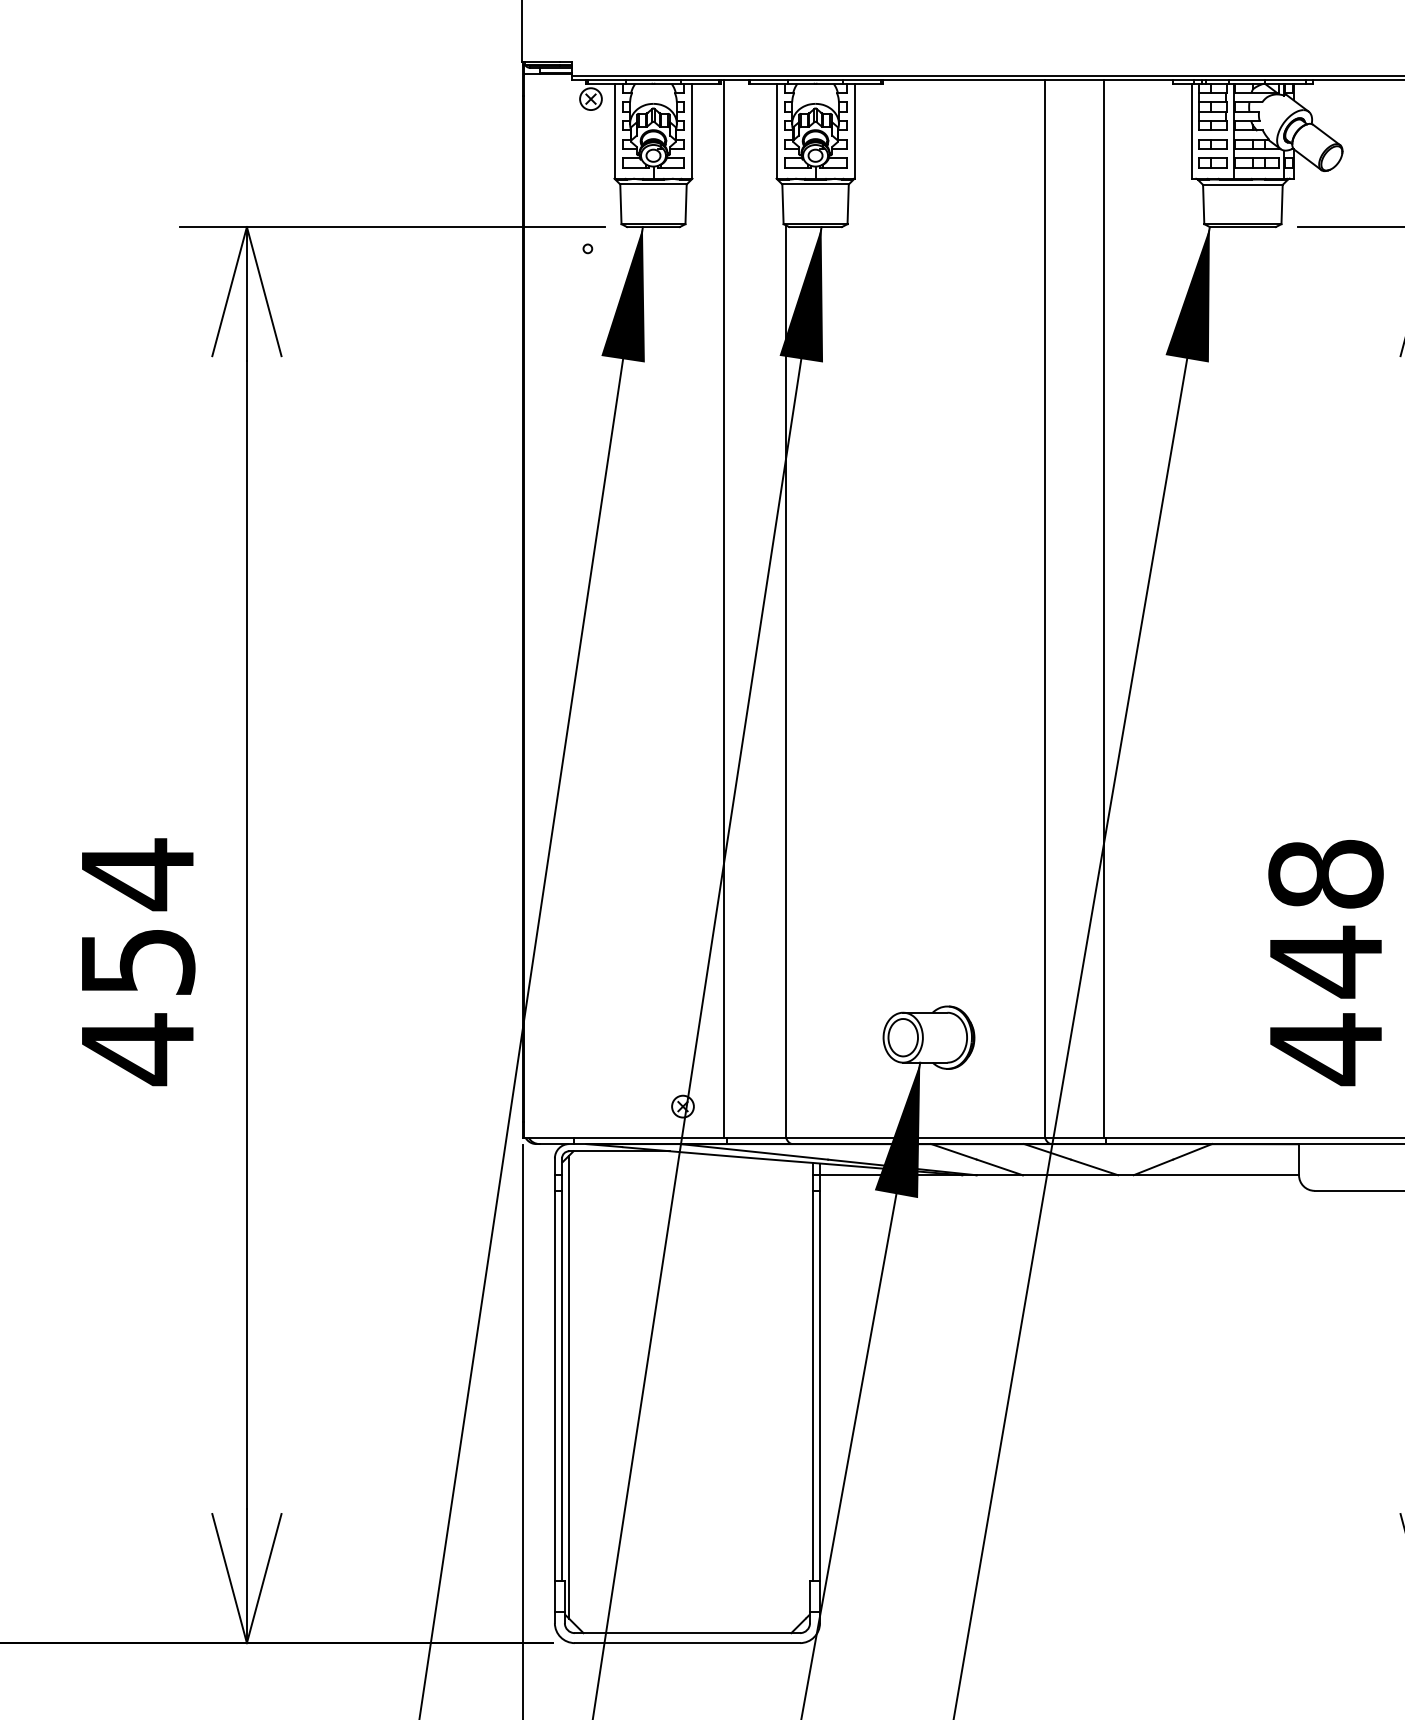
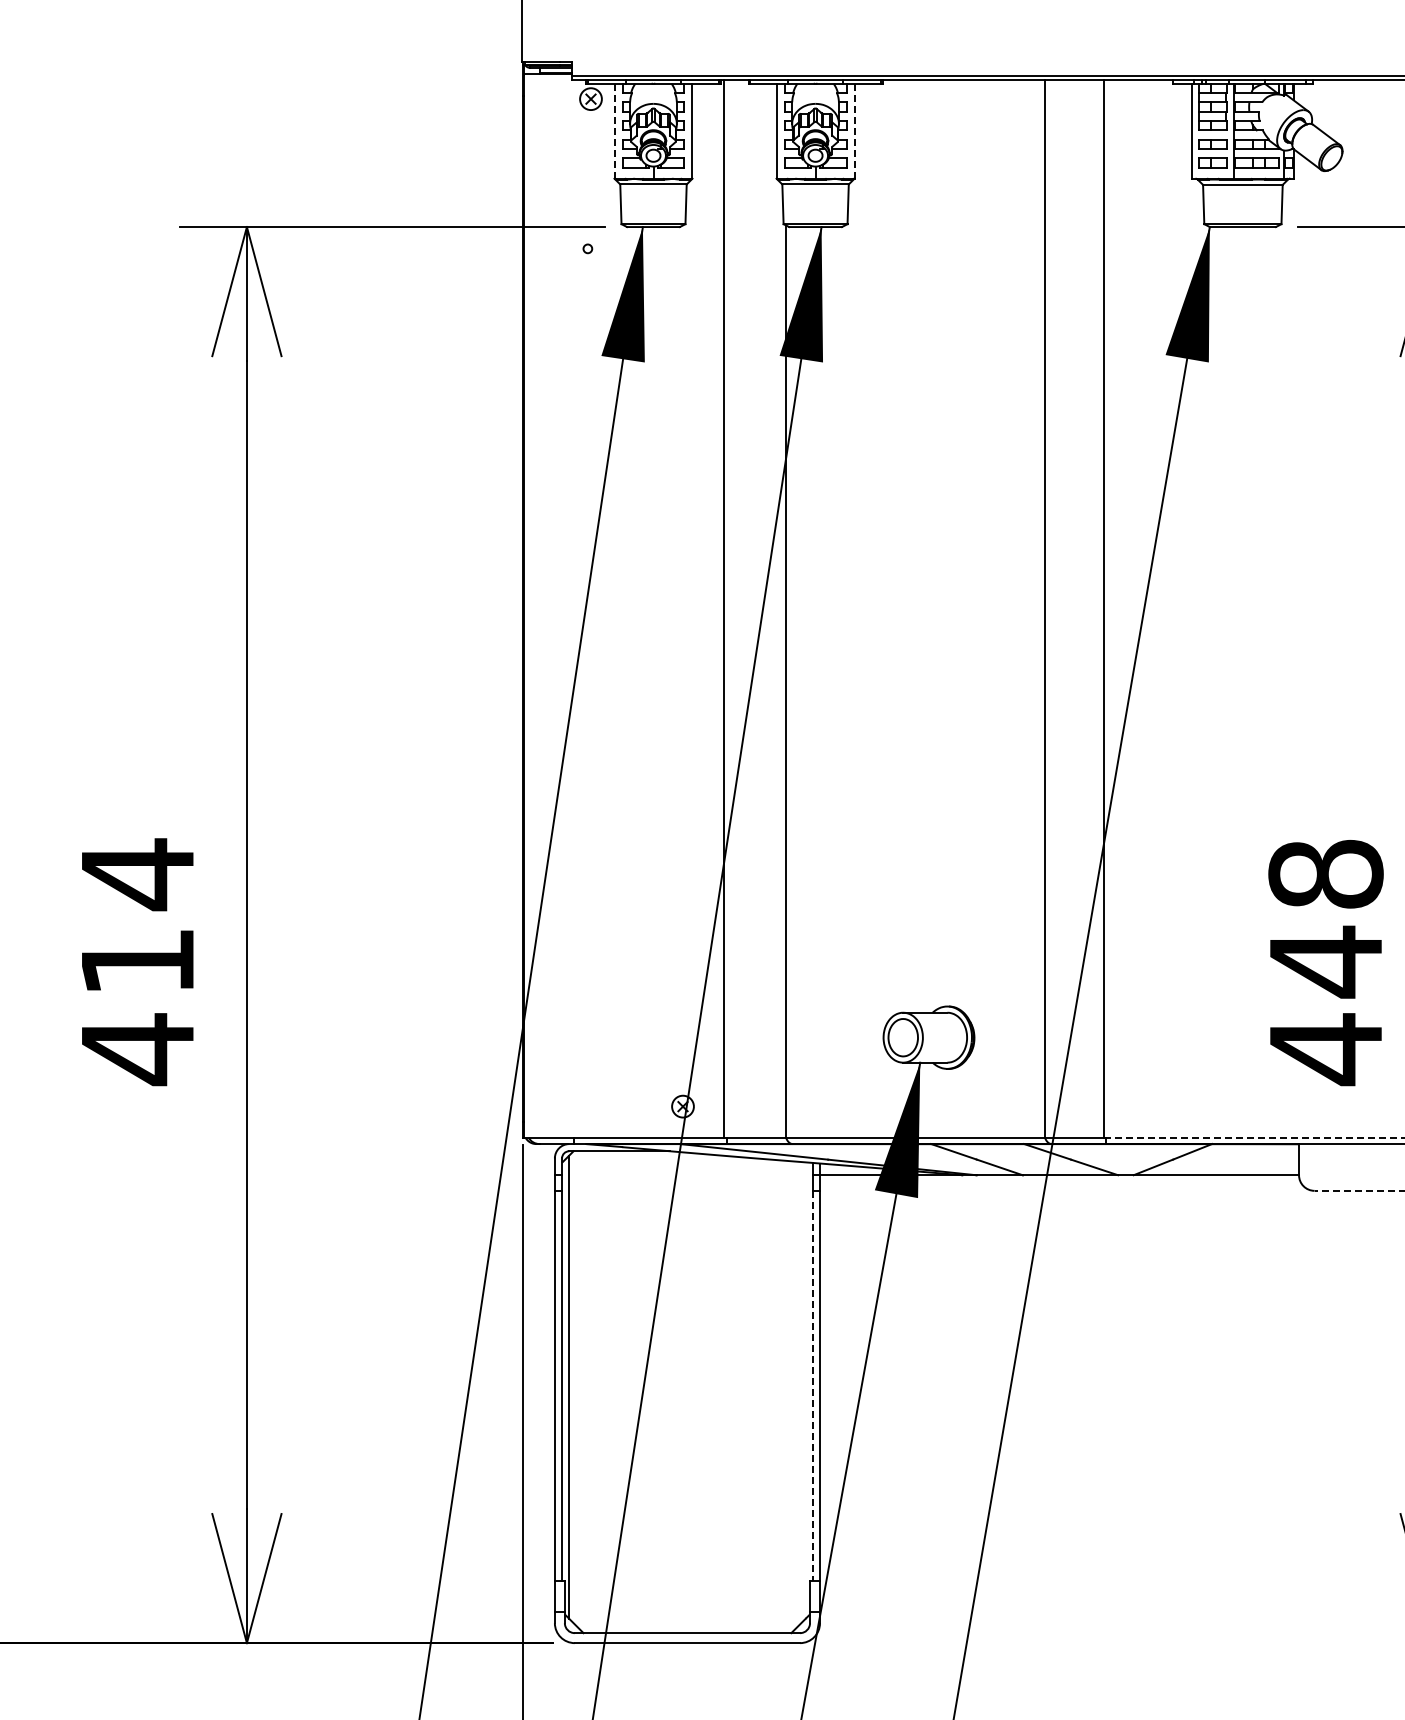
line: solid -> dashed (614, 131)
line: solid -> dashed (854, 131)
text: 454 -> 414 (138, 962)
line: solid -> dashed (1255, 1137)
line: solid -> dashed (1359, 1190)
line: solid -> dashed (812, 1385)
